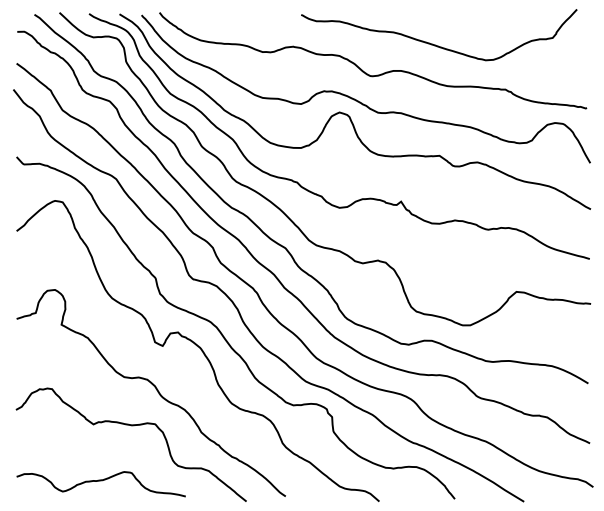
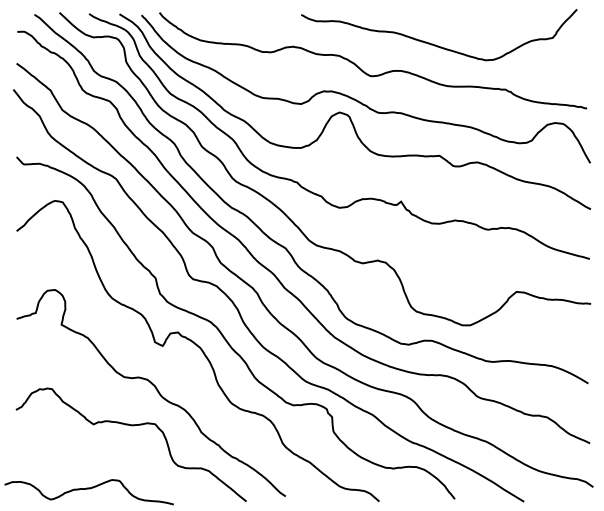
curve position: (100, 481) -> (88, 489) (88, 489)
